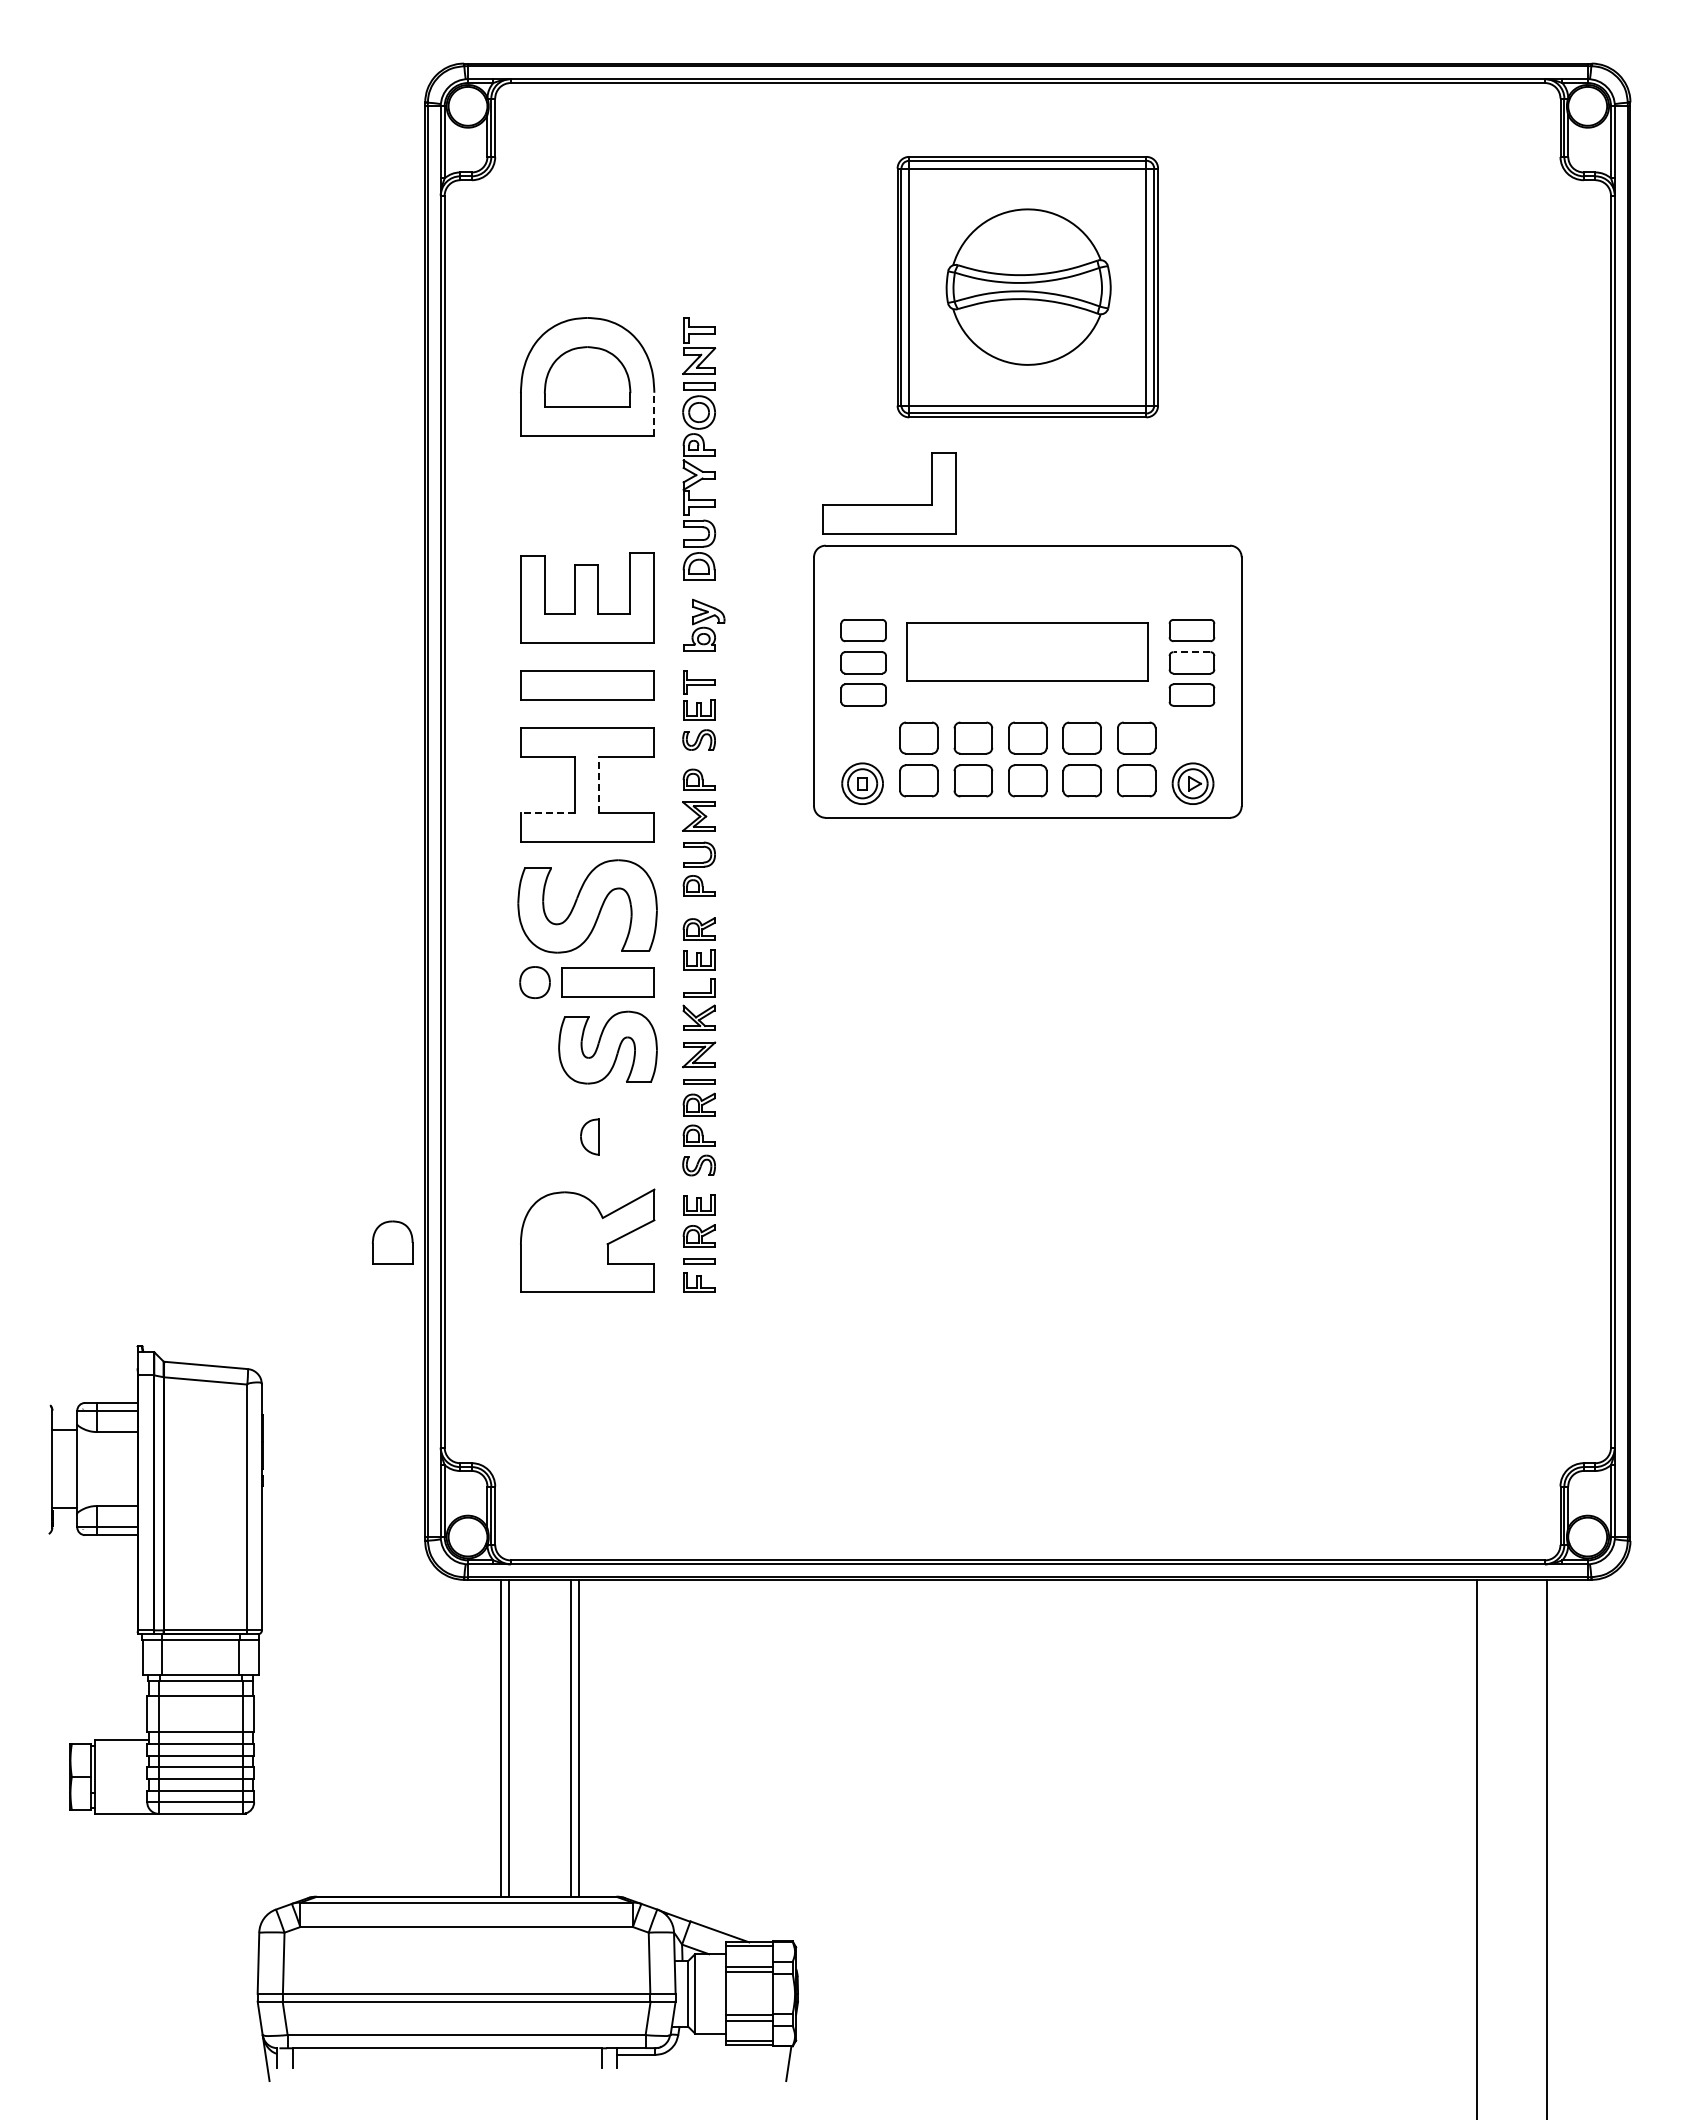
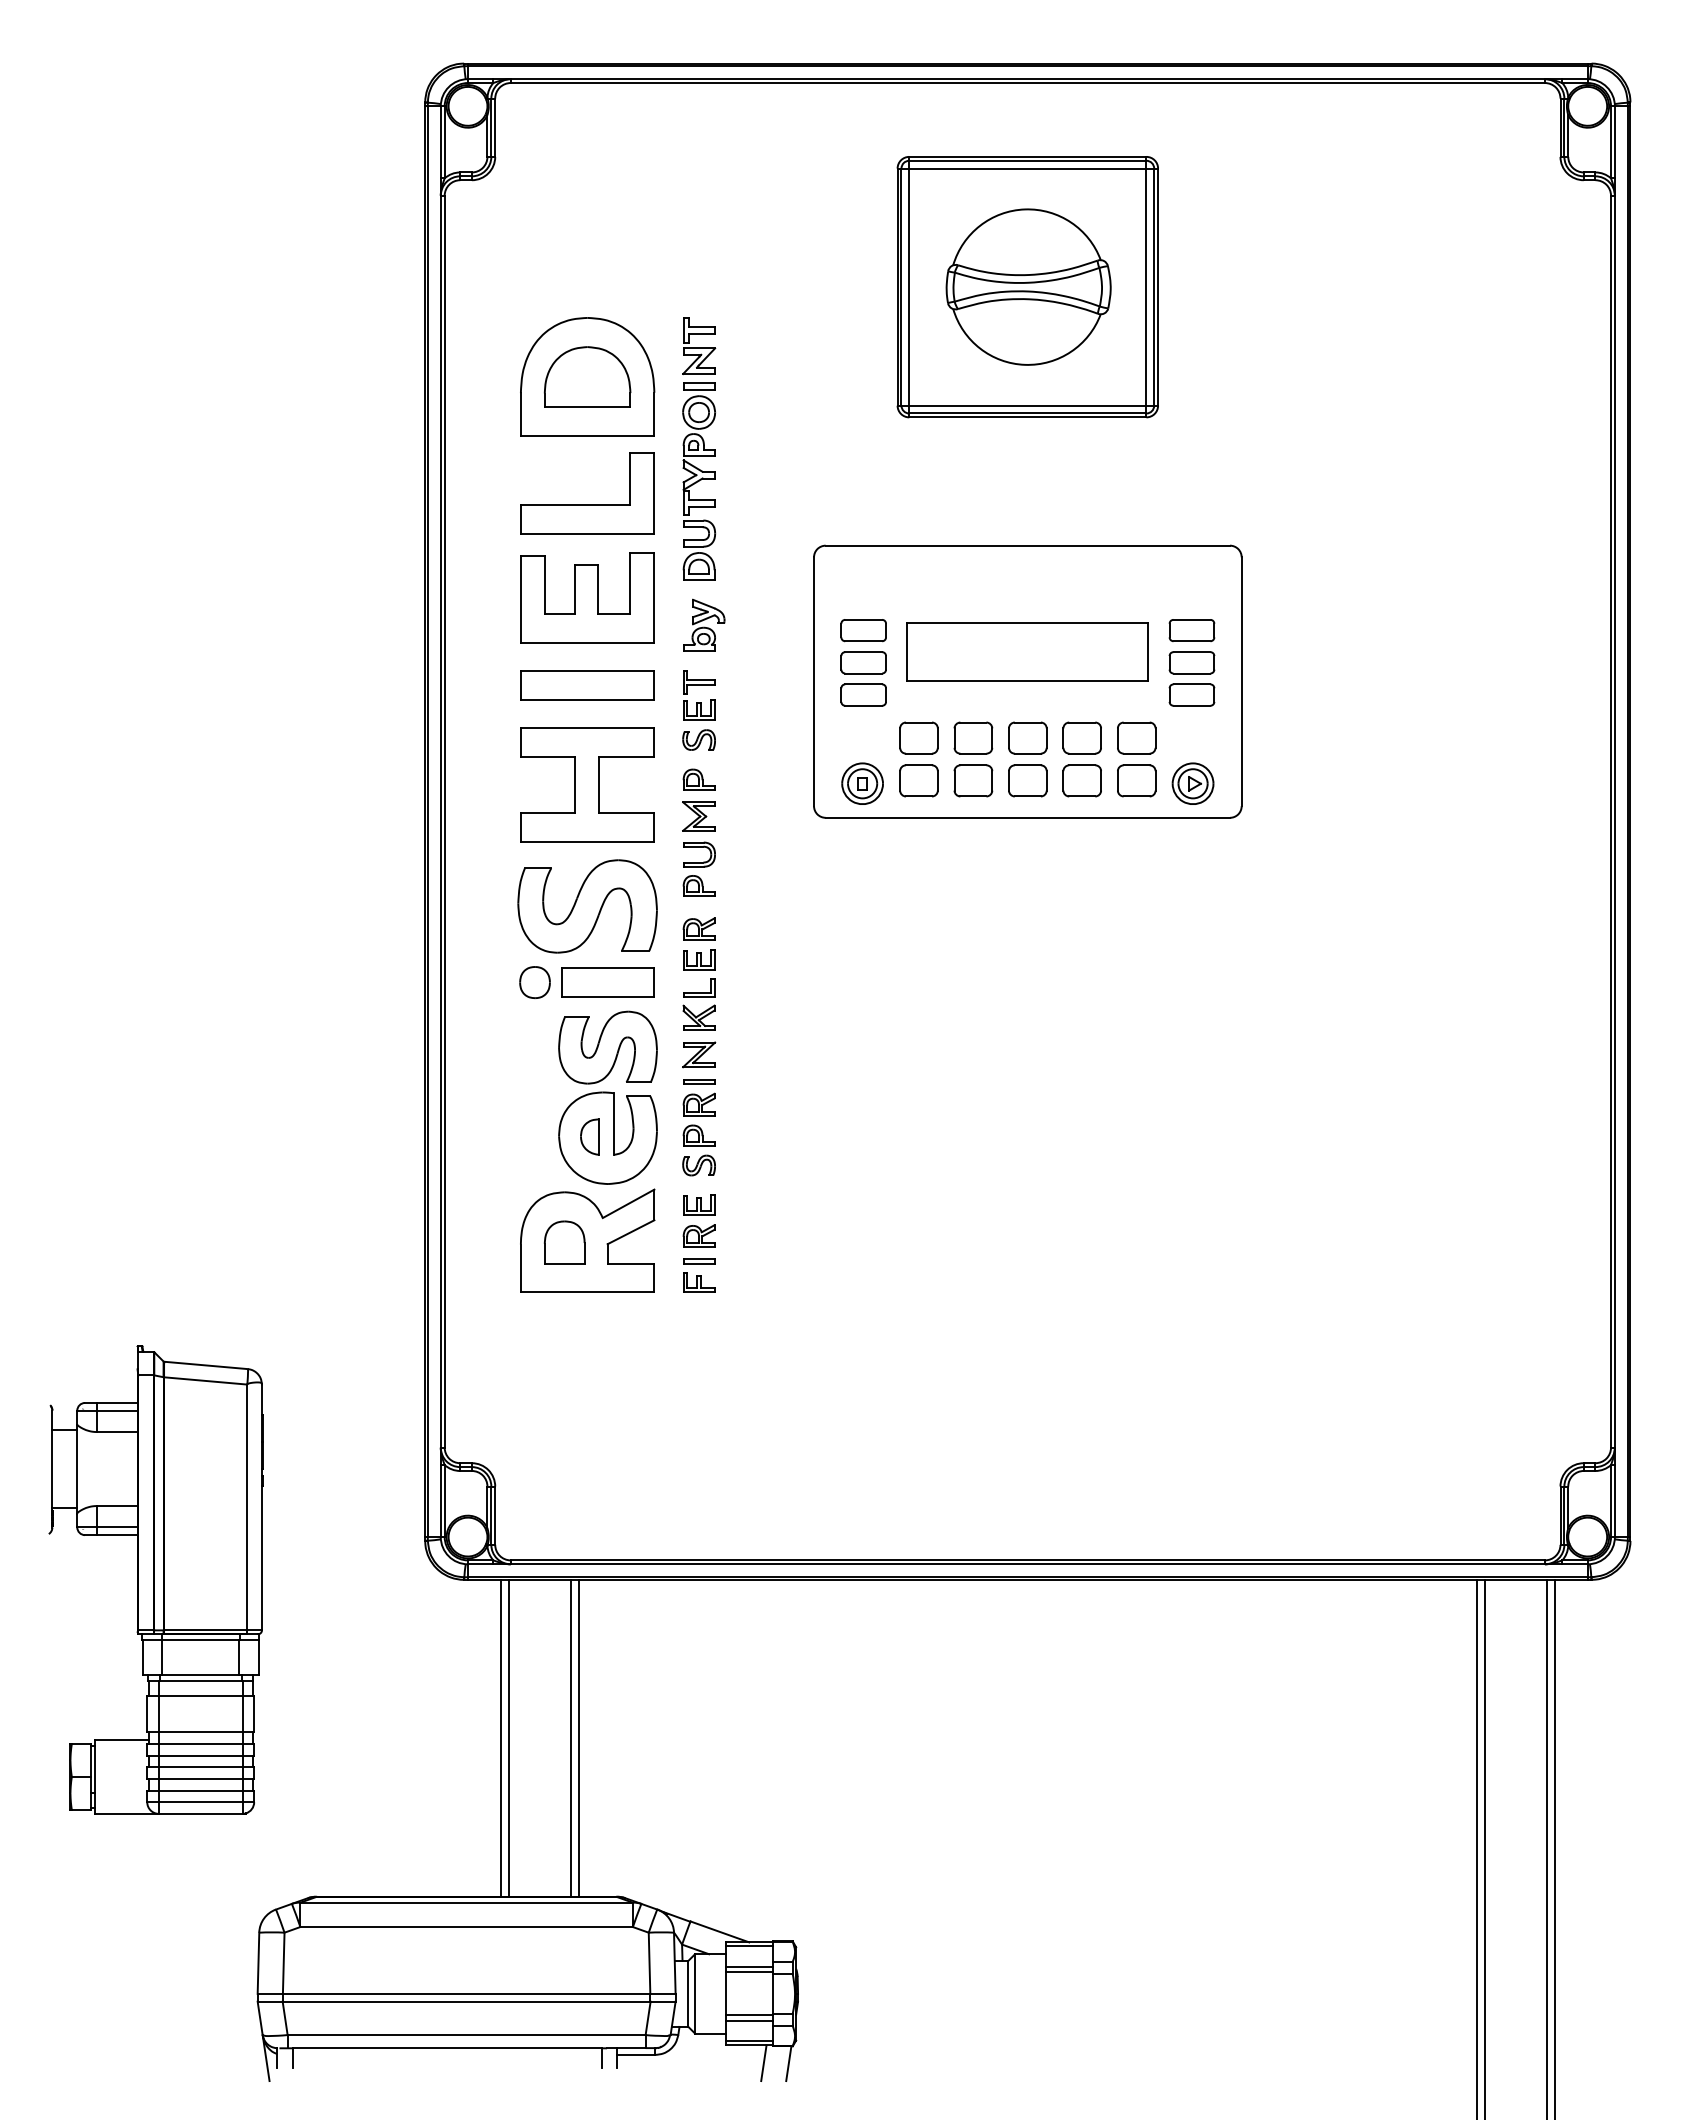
line: dashed -> solid (654, 414)
part position: (889, 504) -> (587, 504) (587, 504)
line: dashed -> solid (1191, 652)
line: dashed -> solid (598, 784)
line: dashed -> solid (547, 812)
part: none -> present (607, 1137)
part position: (392, 1242) -> (564, 1242) (564, 1242)
line: none -> present (1485, 1847)
line: none -> present (1554, 1847)
line: none -> present (763, 2063)
